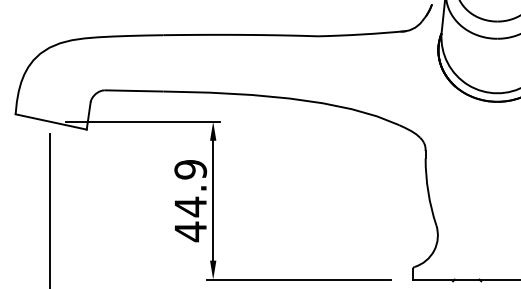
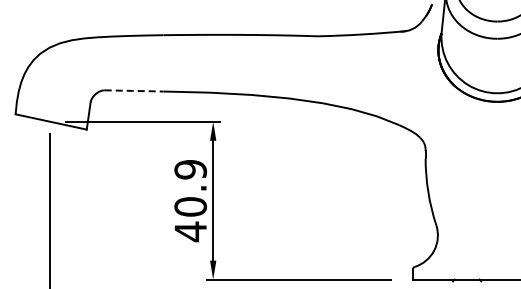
line: solid -> dashed (133, 90)
text: 44.9 -> 40.9 (190, 206)
